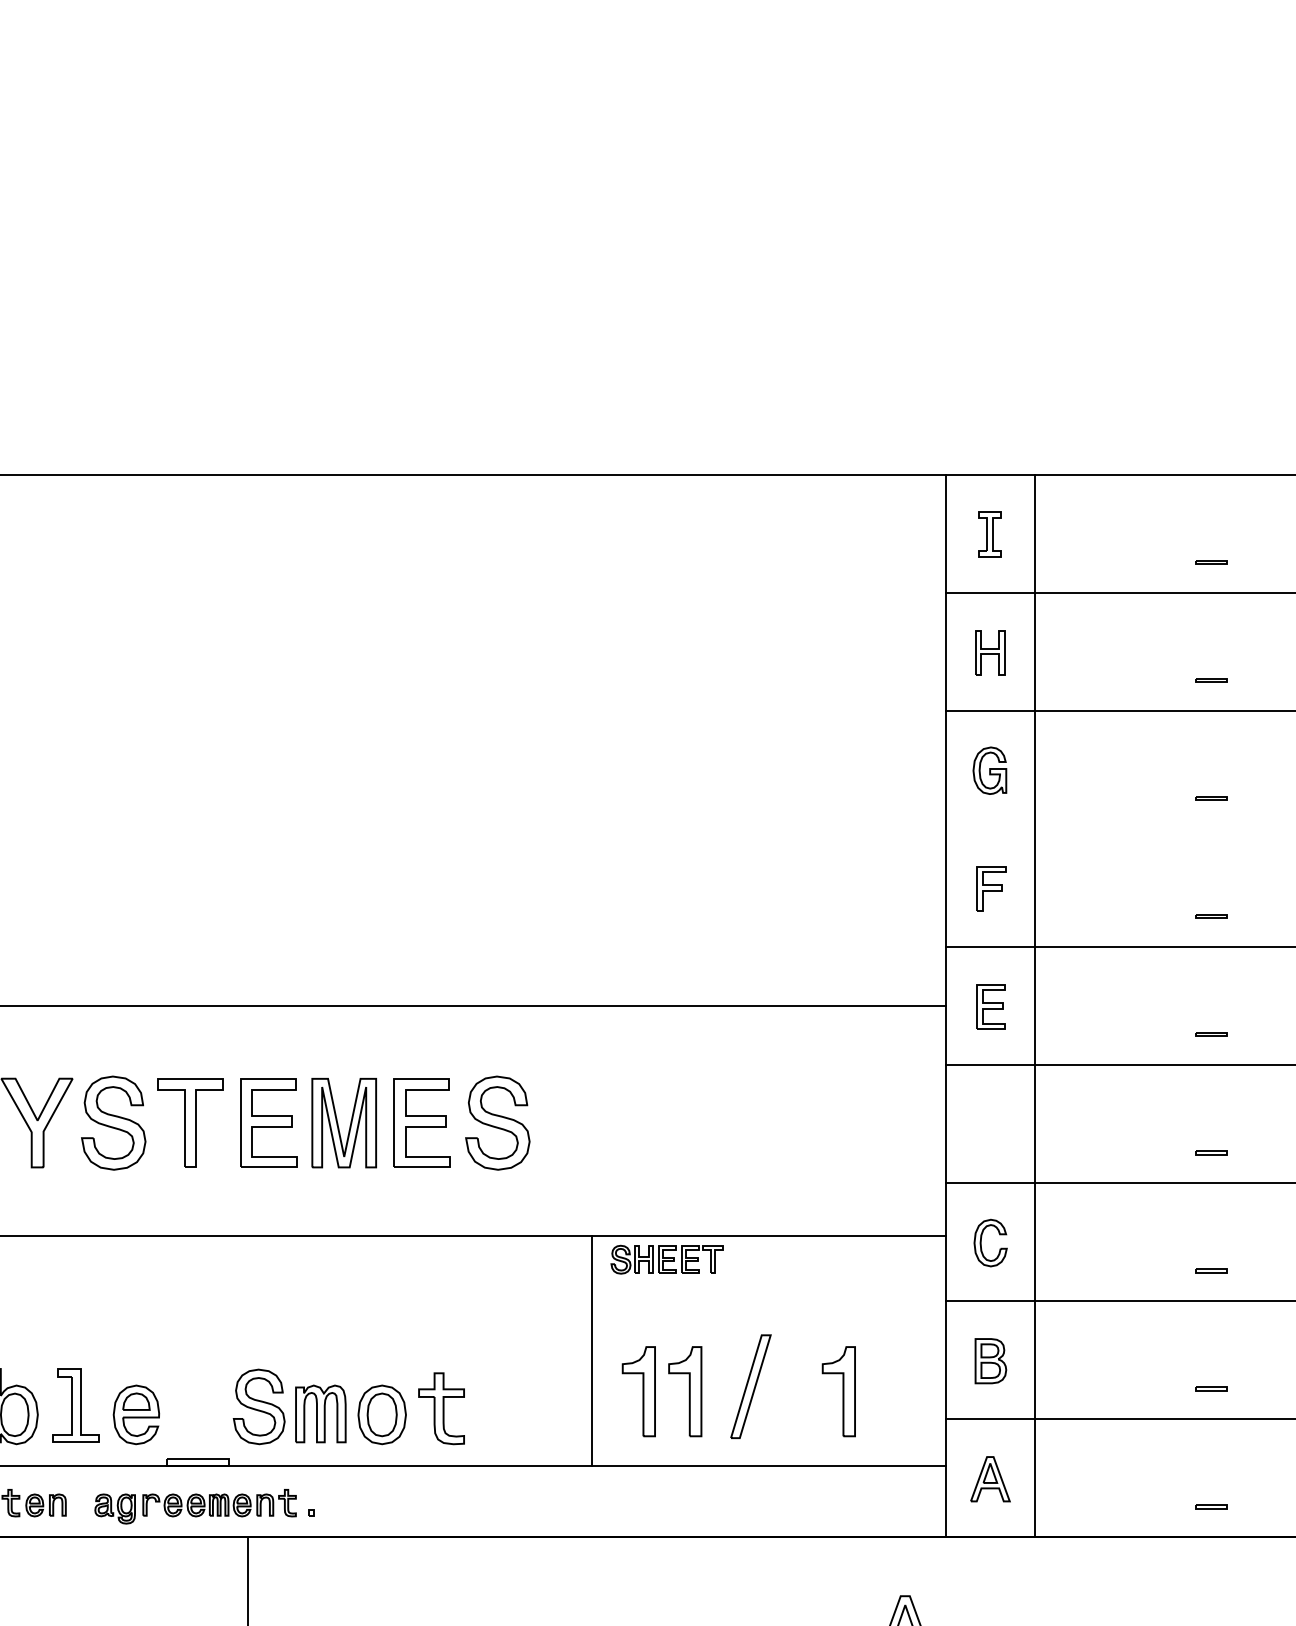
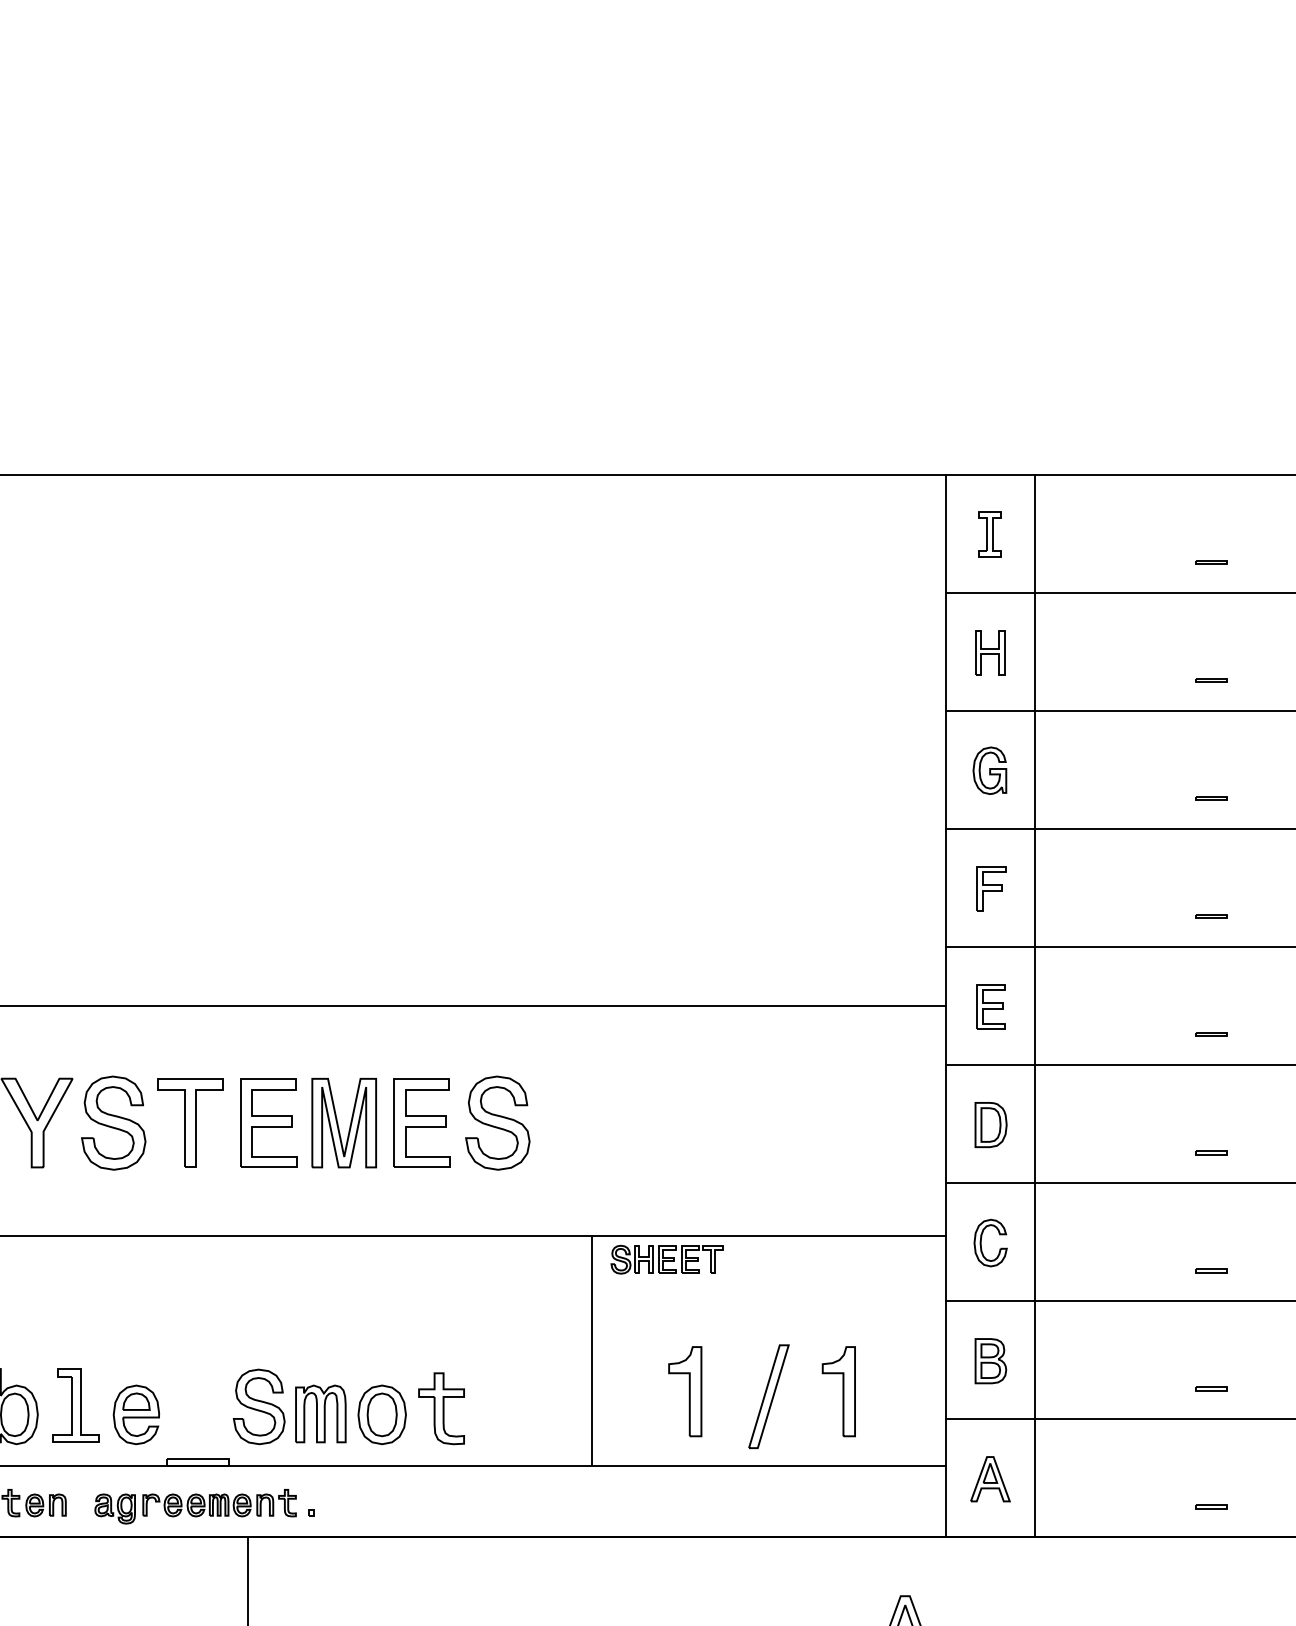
line: none -> present (1119, 828)
part: none -> present (990, 1125)
part position: (750, 1386) -> (768, 1396) (768, 1396)
part: present -> none (638, 1391)
